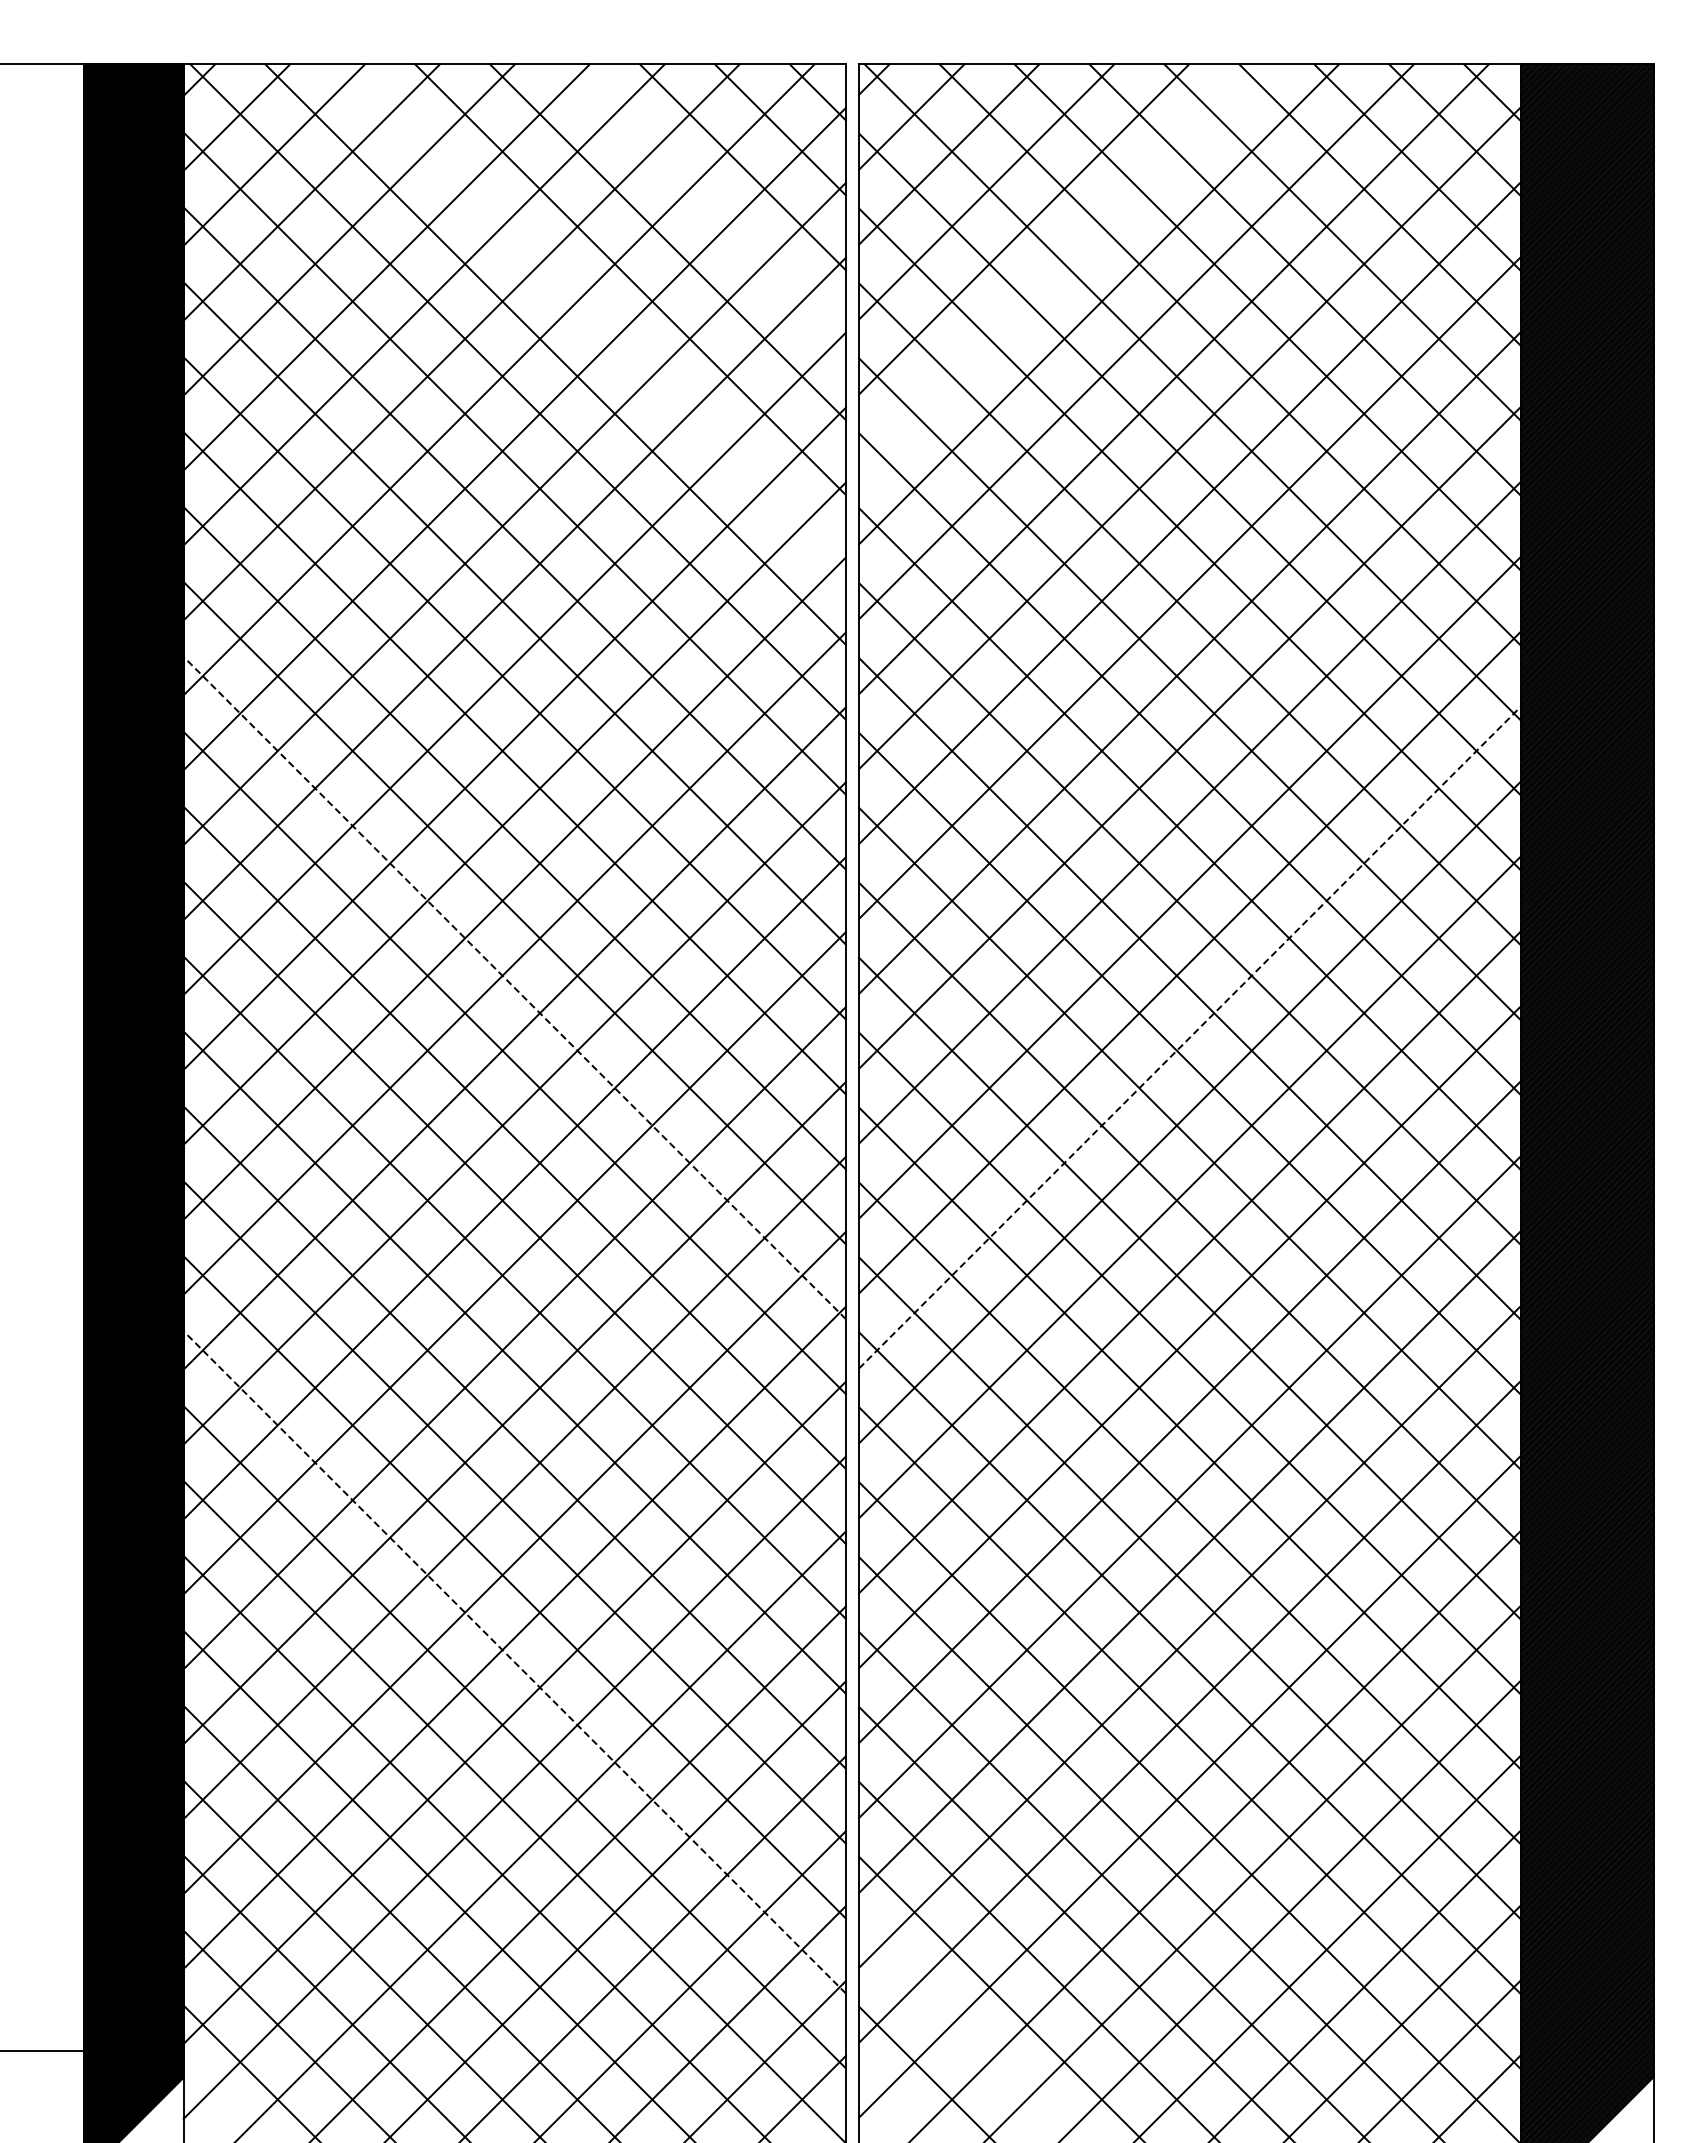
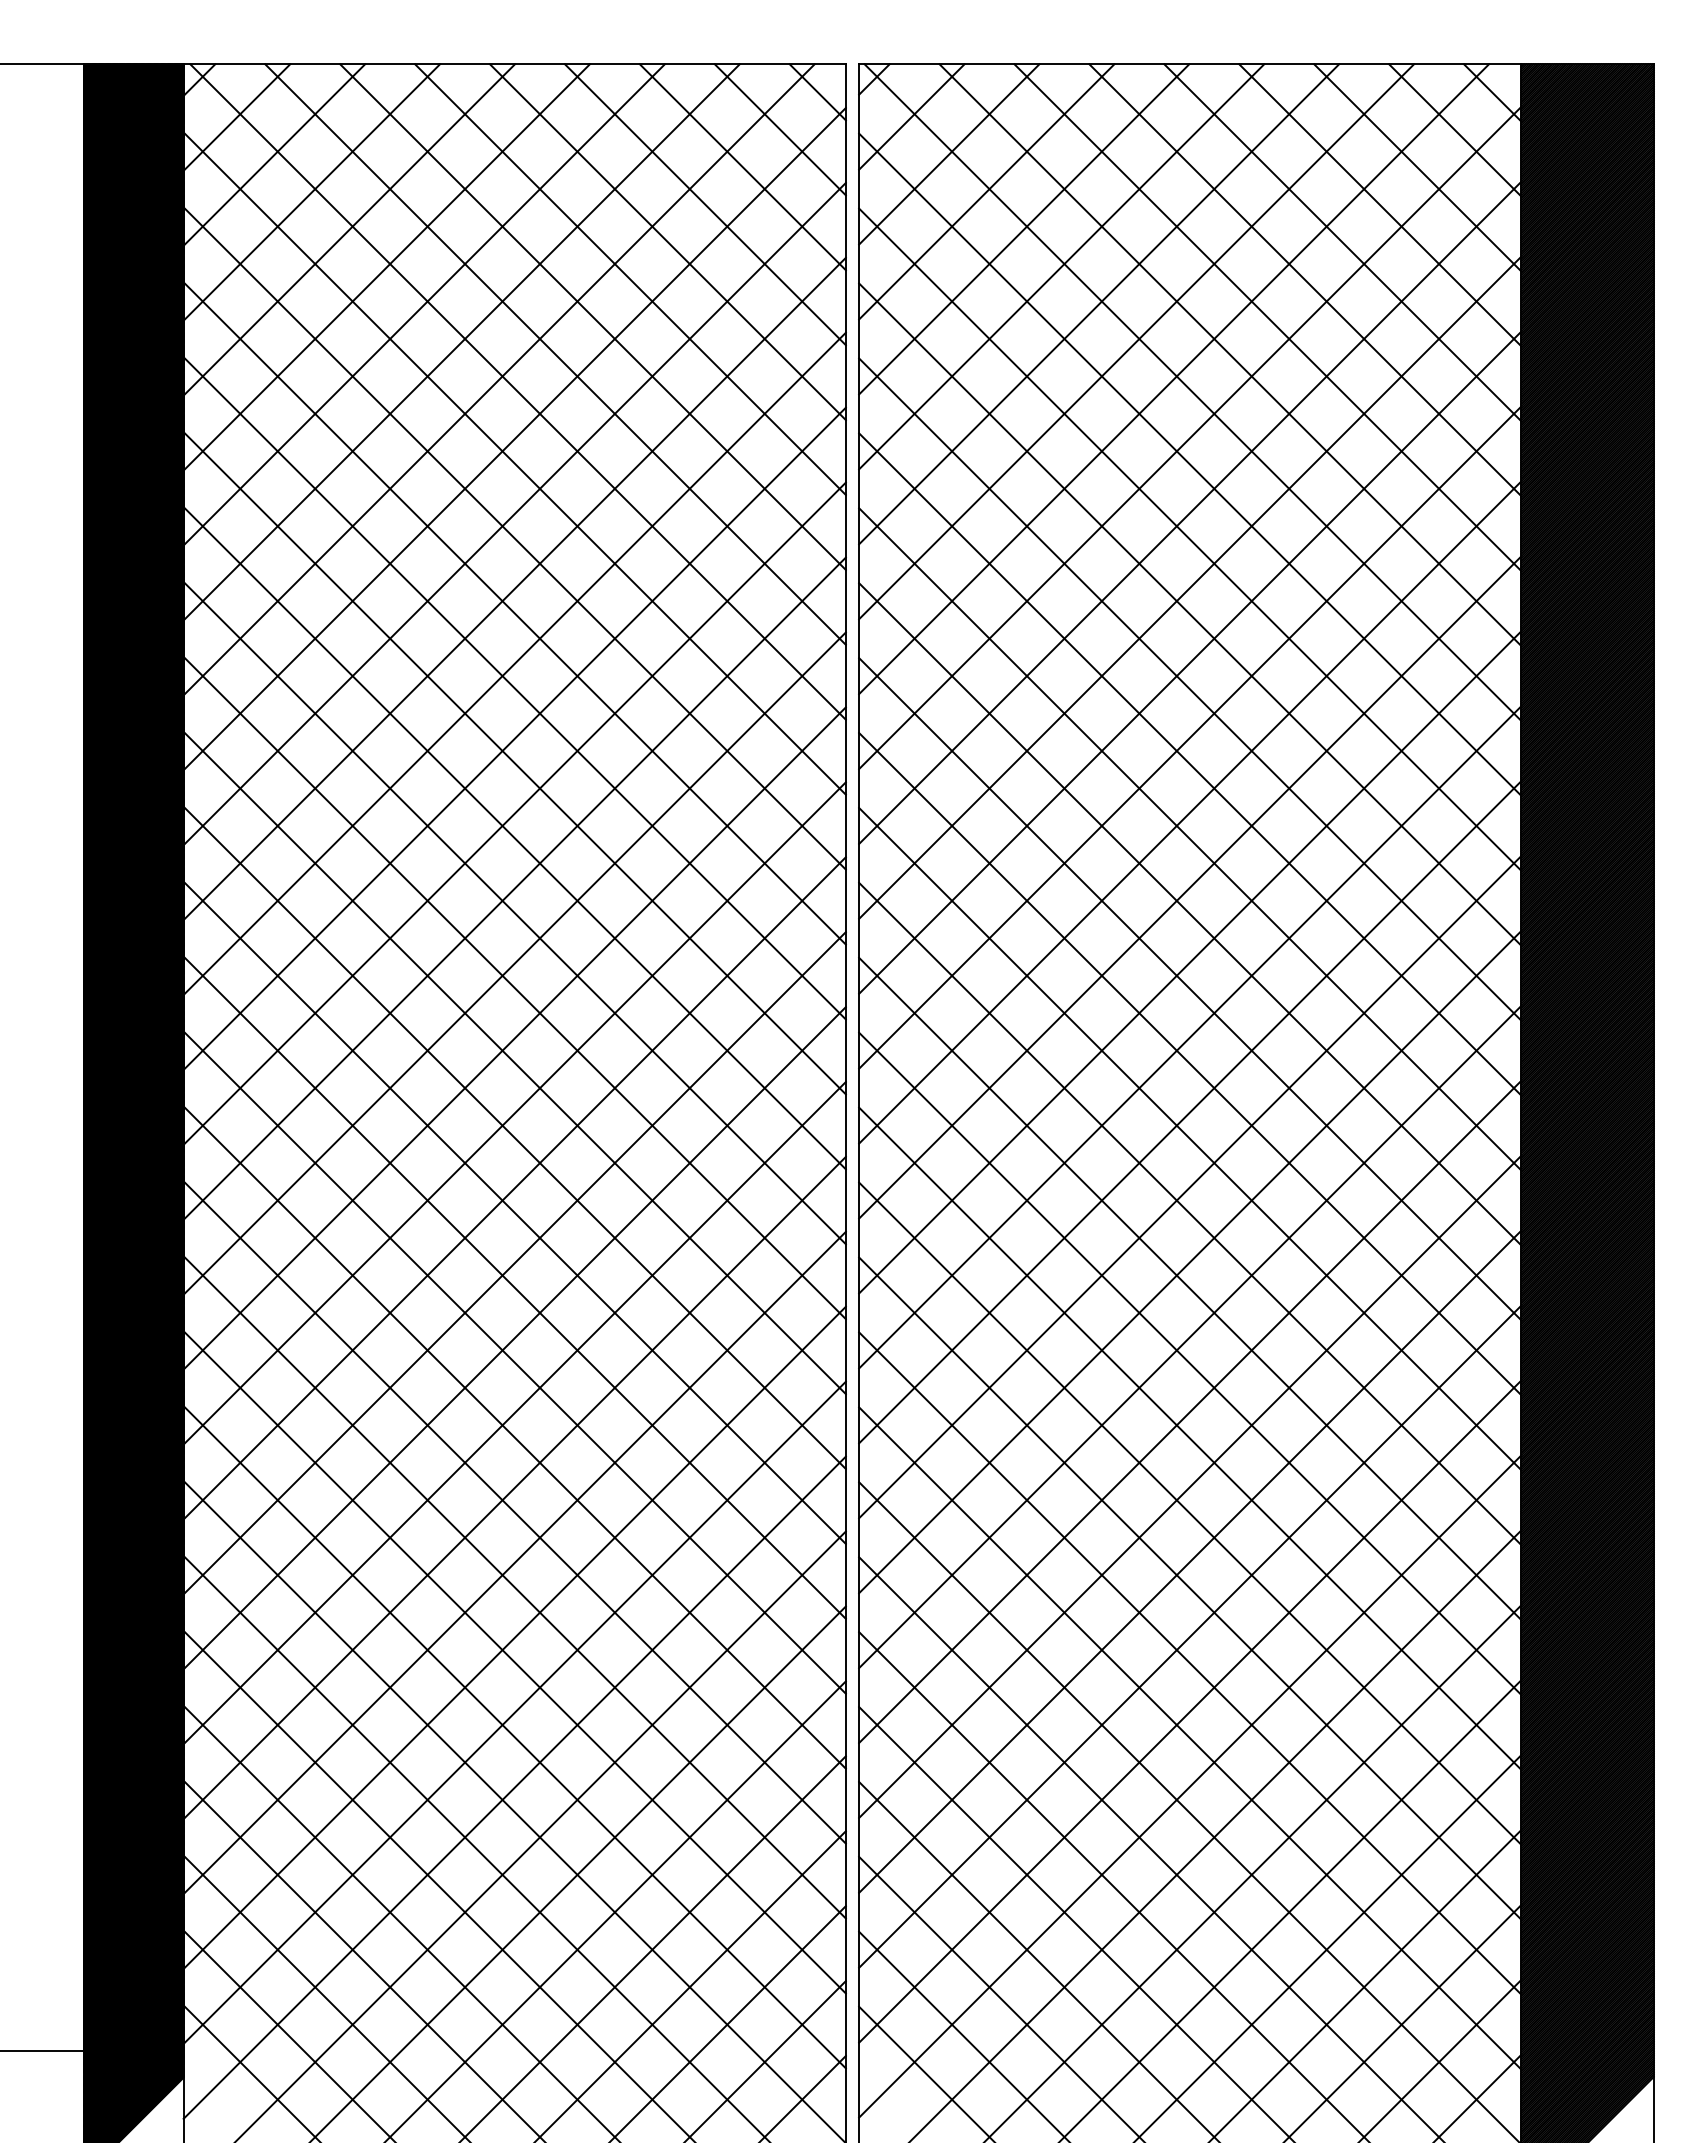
line: none -> present (704, 204)
line: none -> present (1061, 266)
line: none -> present (592, 316)
line: dashed -> solid (514, 987)
line: dashed -> solid (1190, 1037)
line: dashed -> solid (514, 1662)
line: none -> present (963, 2035)
